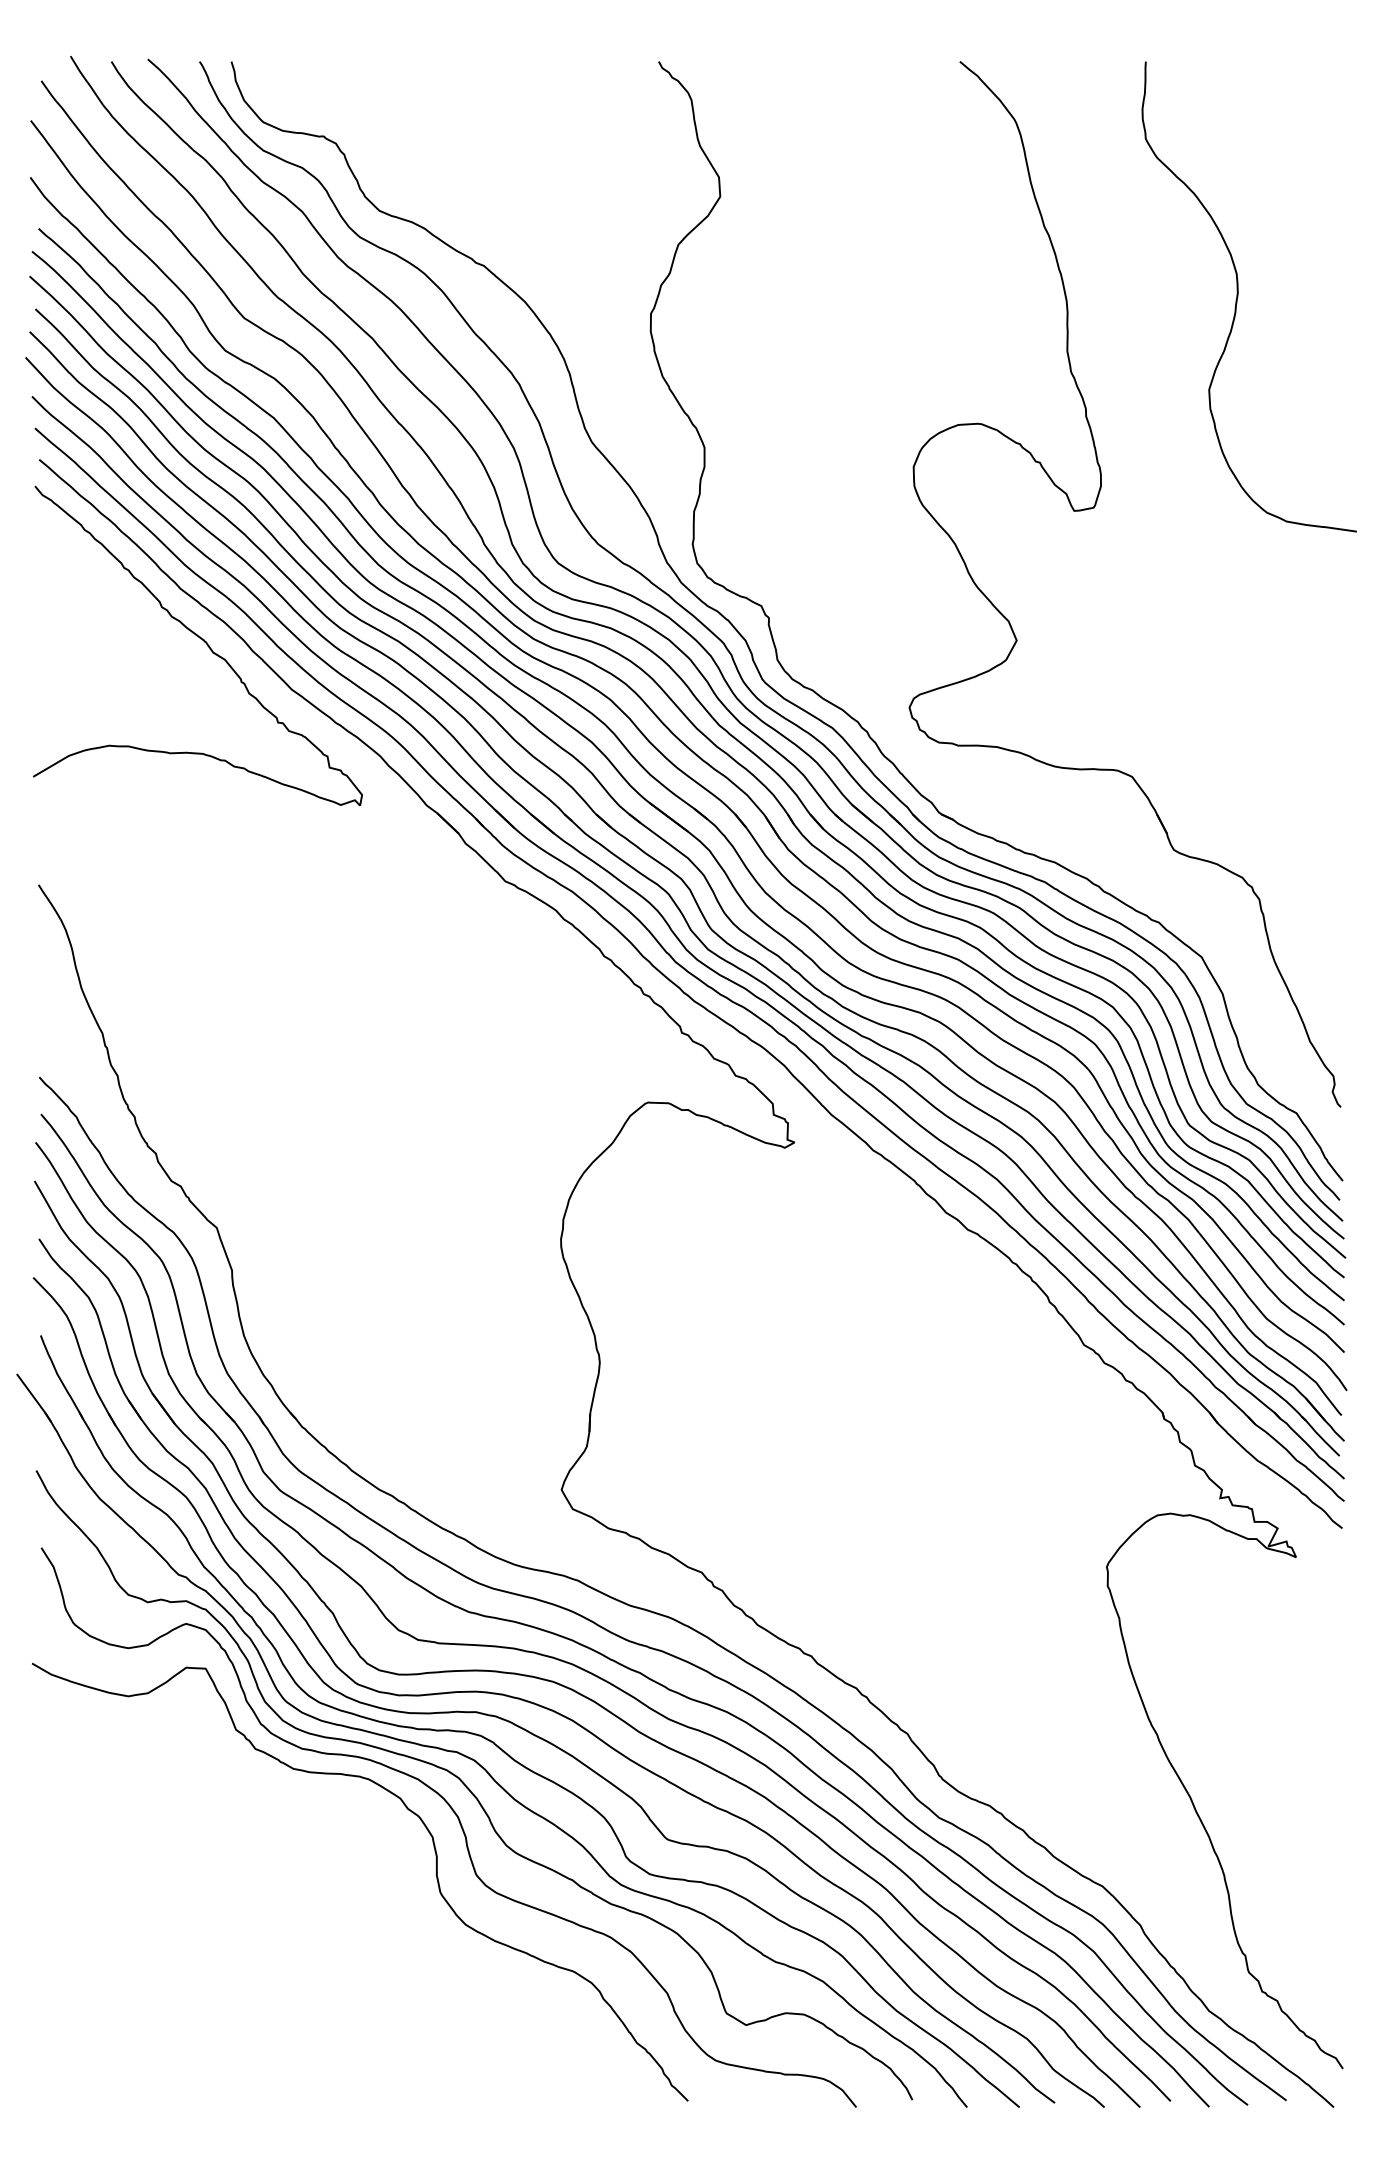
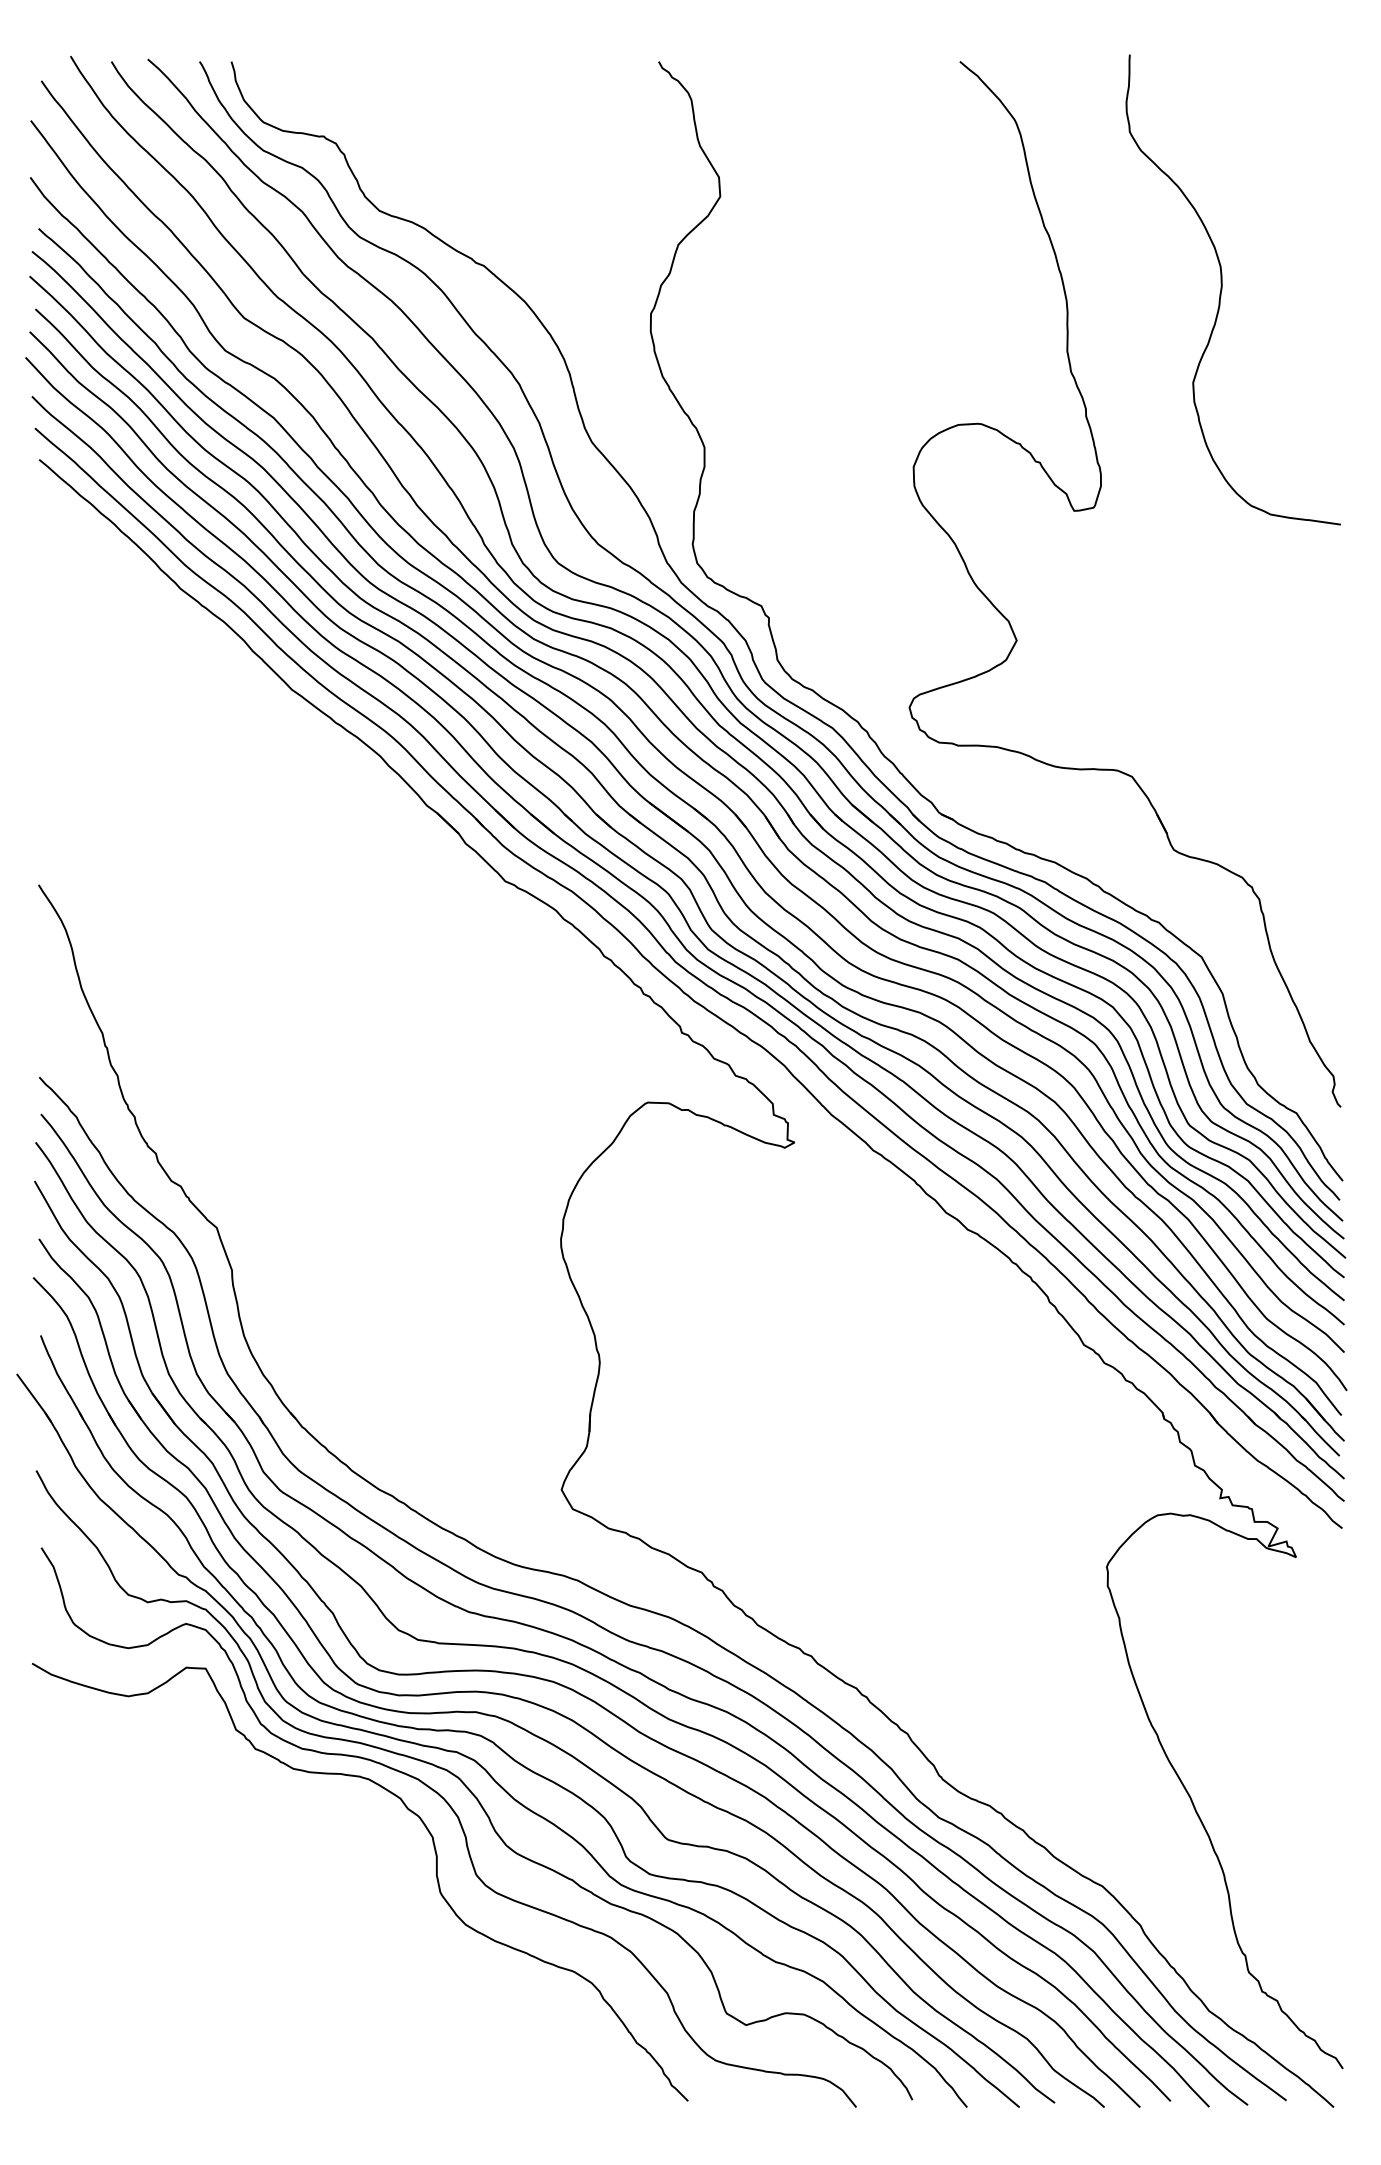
curve position: (1238, 296) -> (1222, 289) (1222, 289)
curve: present -> none (200, 639)
